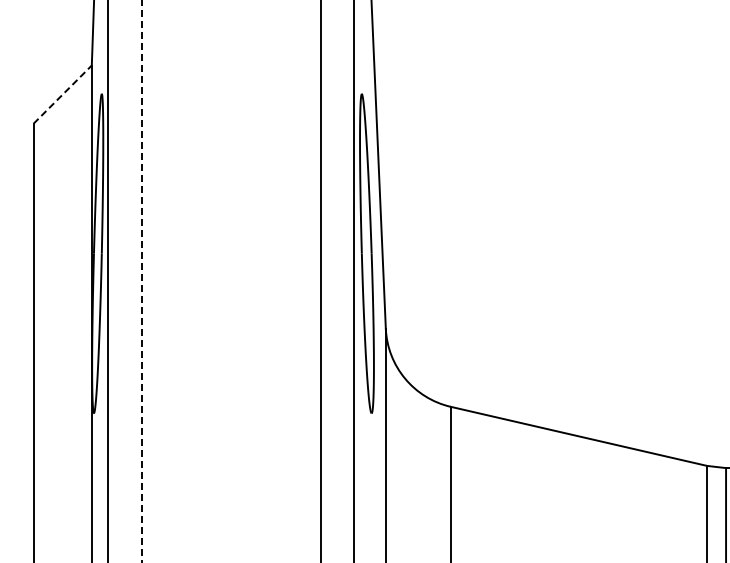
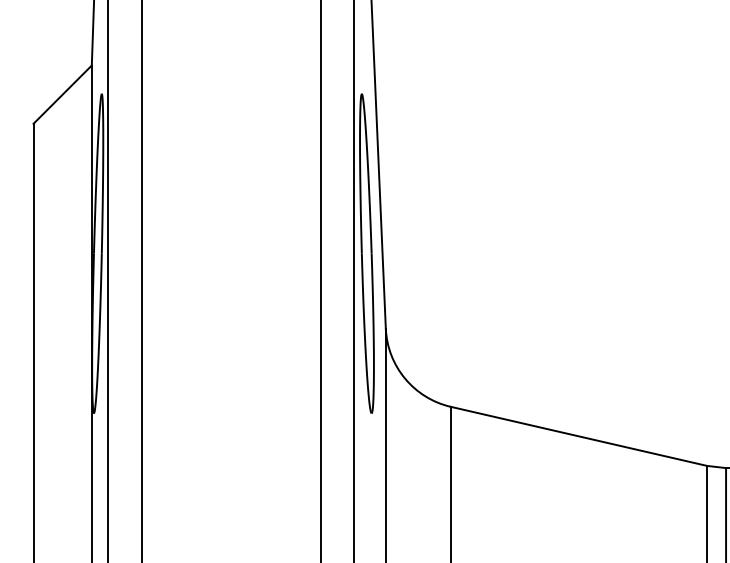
line: dashed -> solid (63, 94)
line: dashed -> solid (141, 281)
